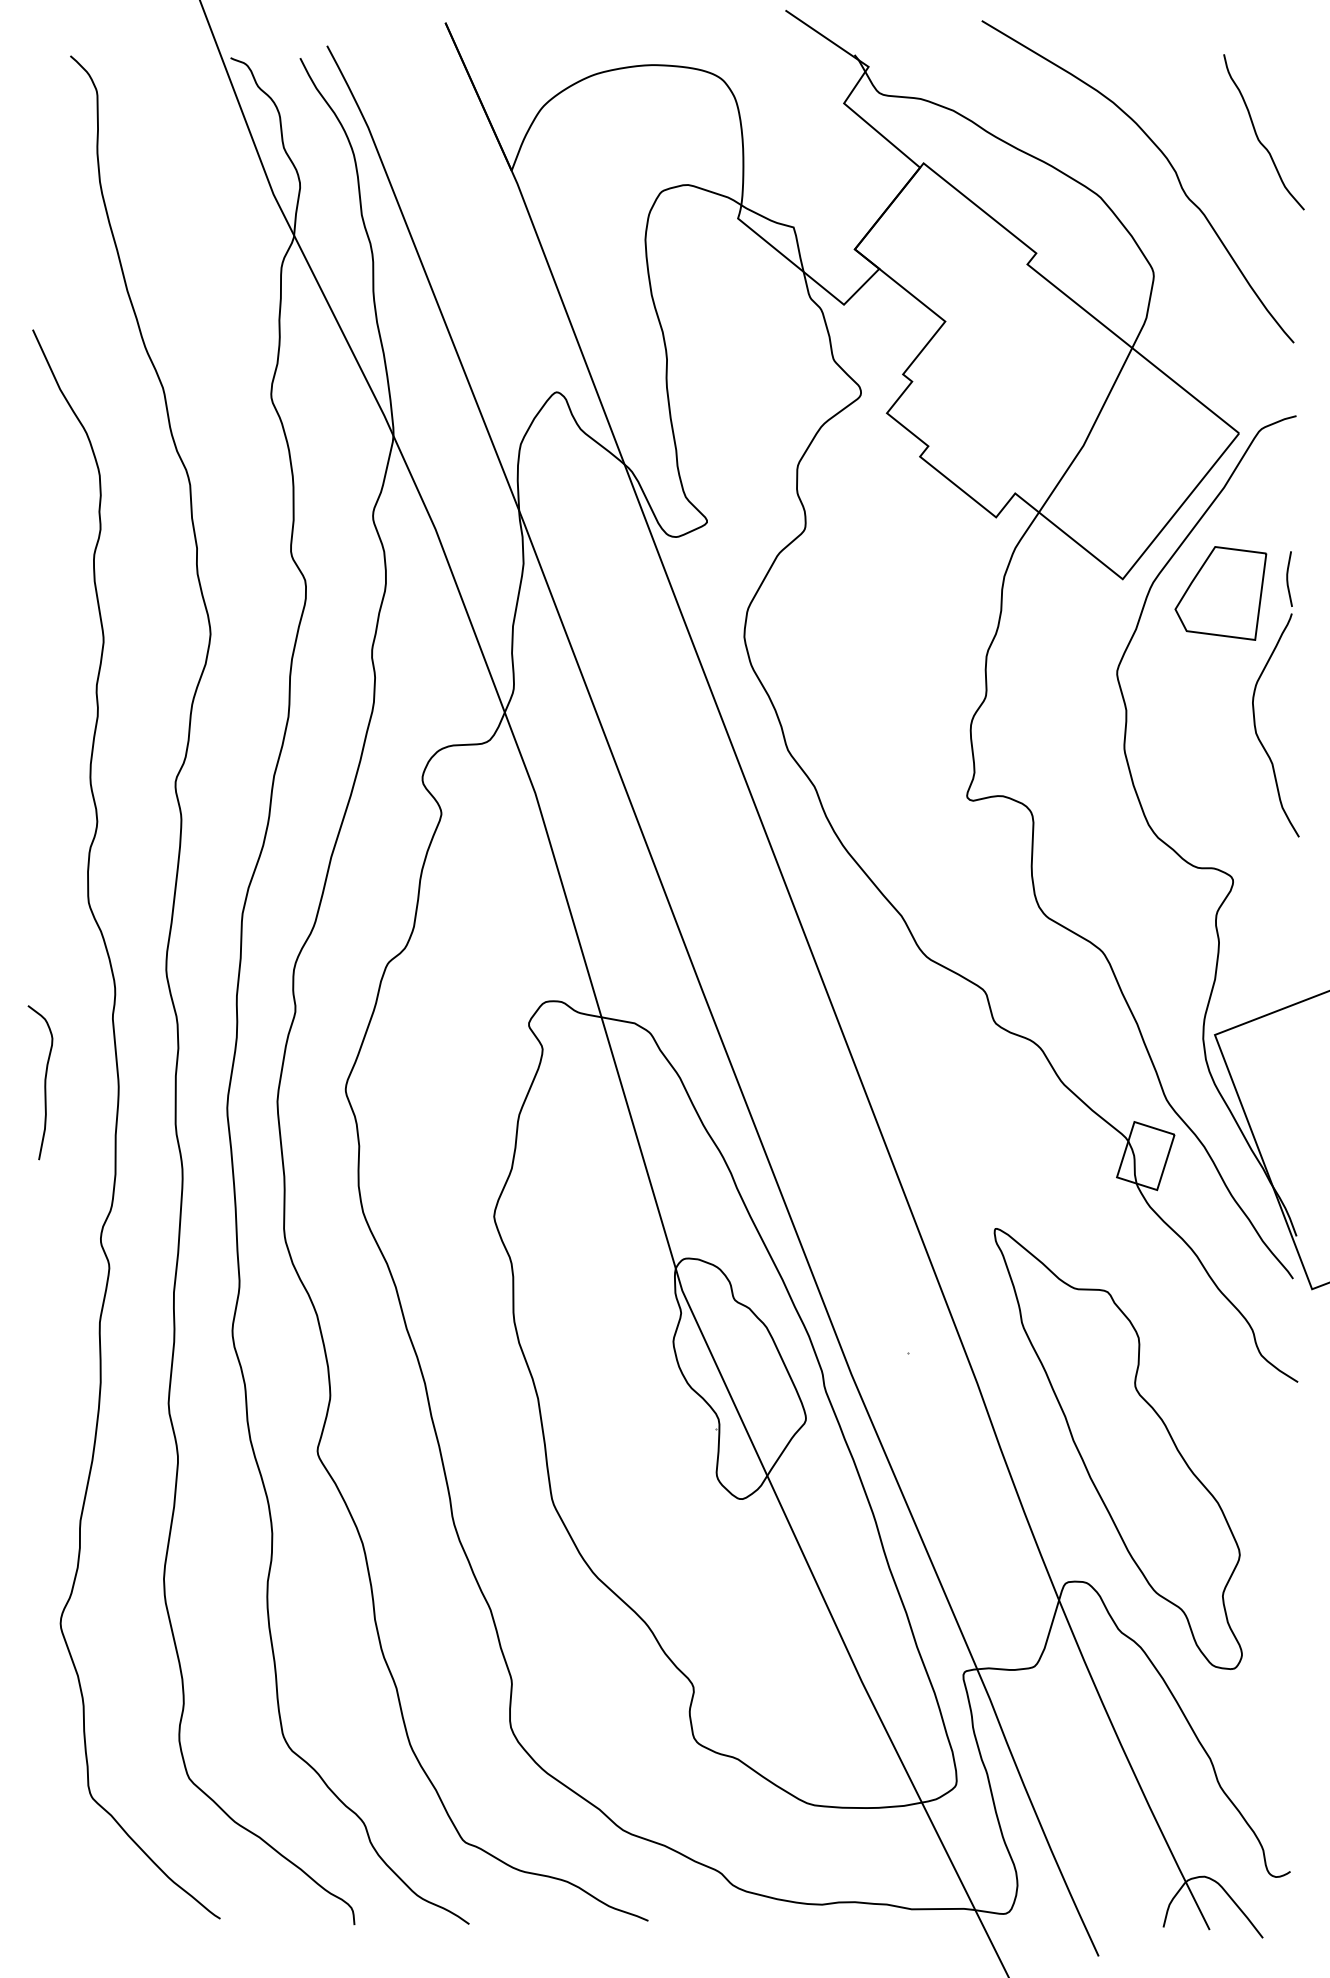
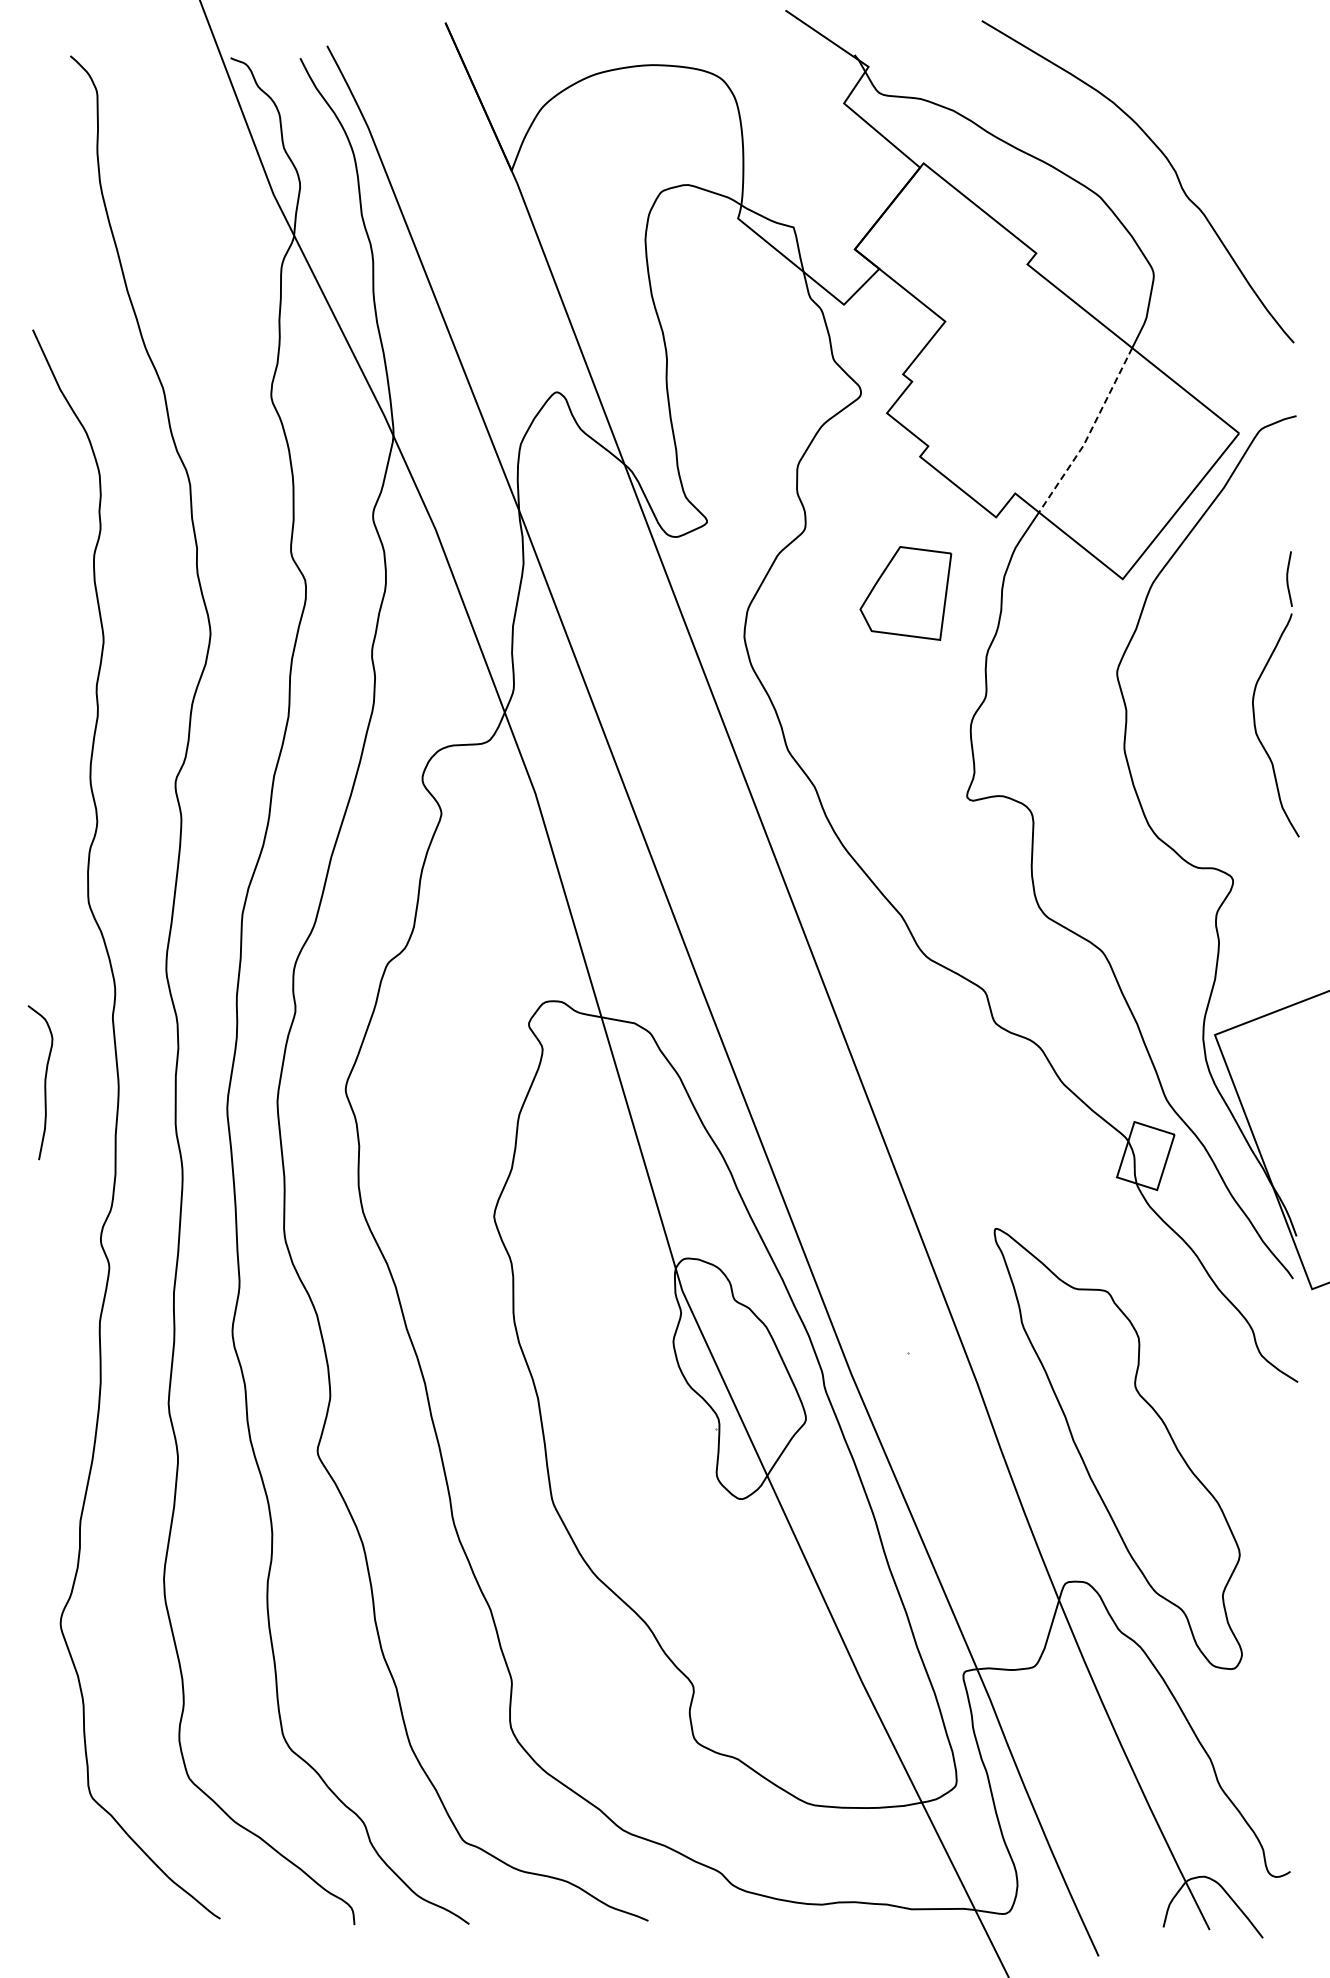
curve: present -> none (1257, 134)
line: solid -> dashed (1089, 433)
part position: (1220, 593) -> (905, 593) (905, 593)
